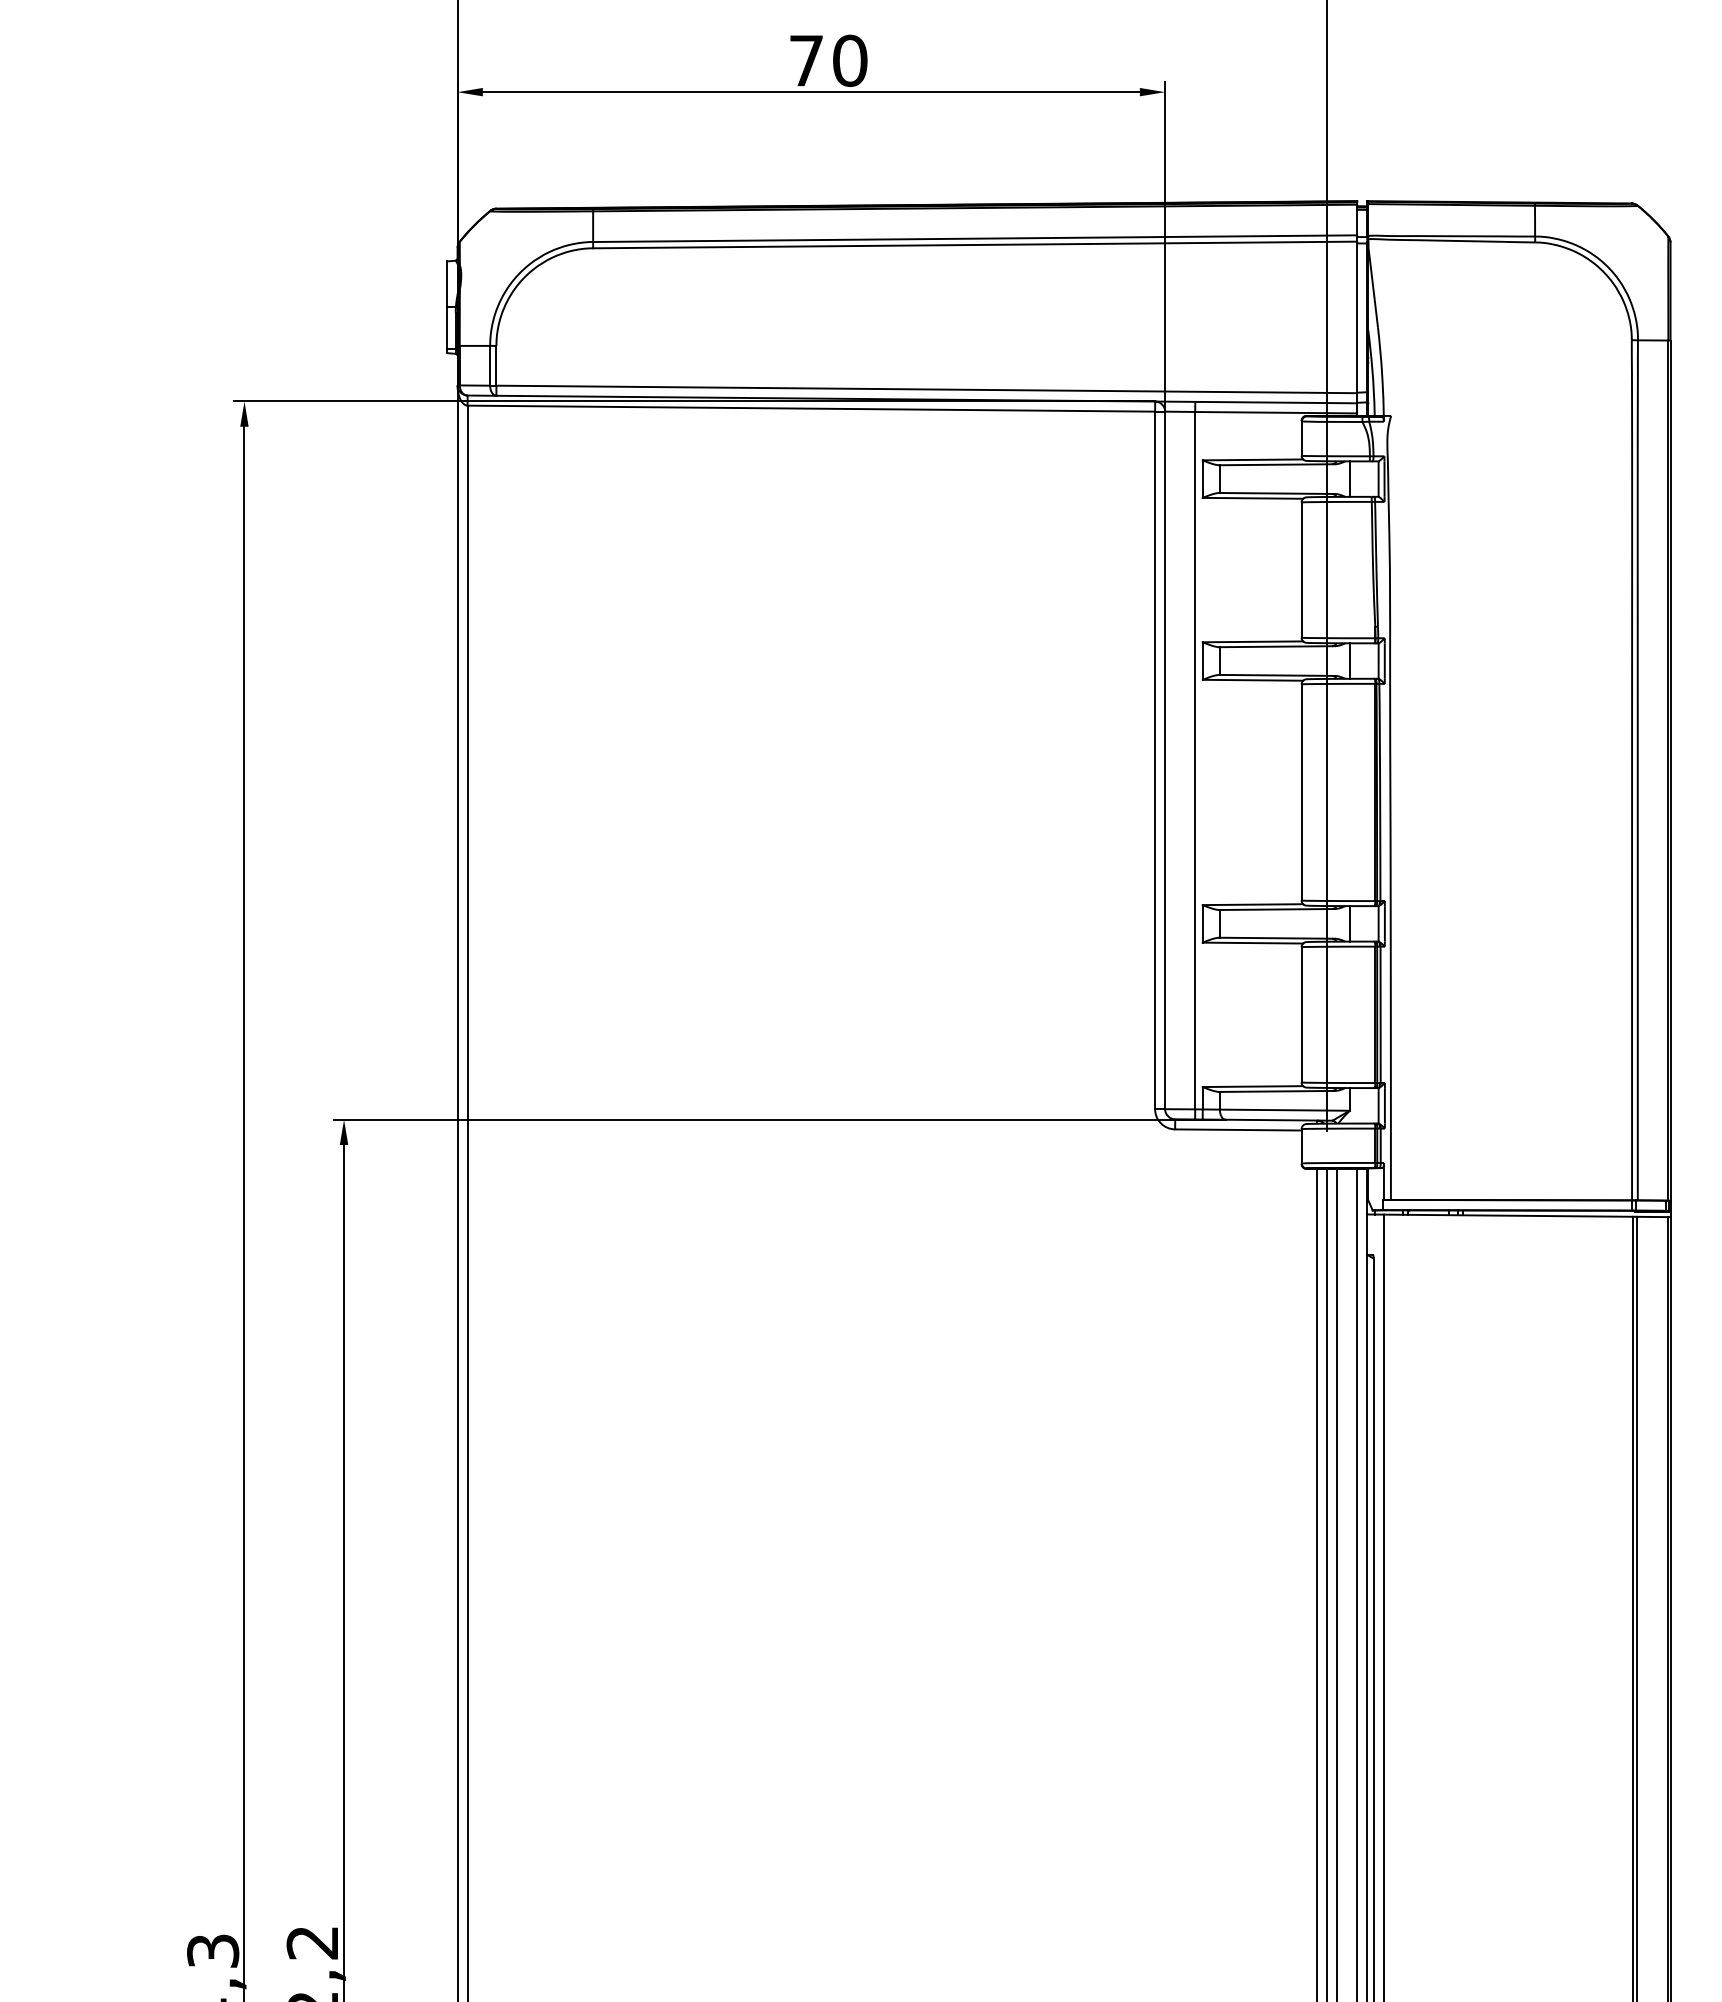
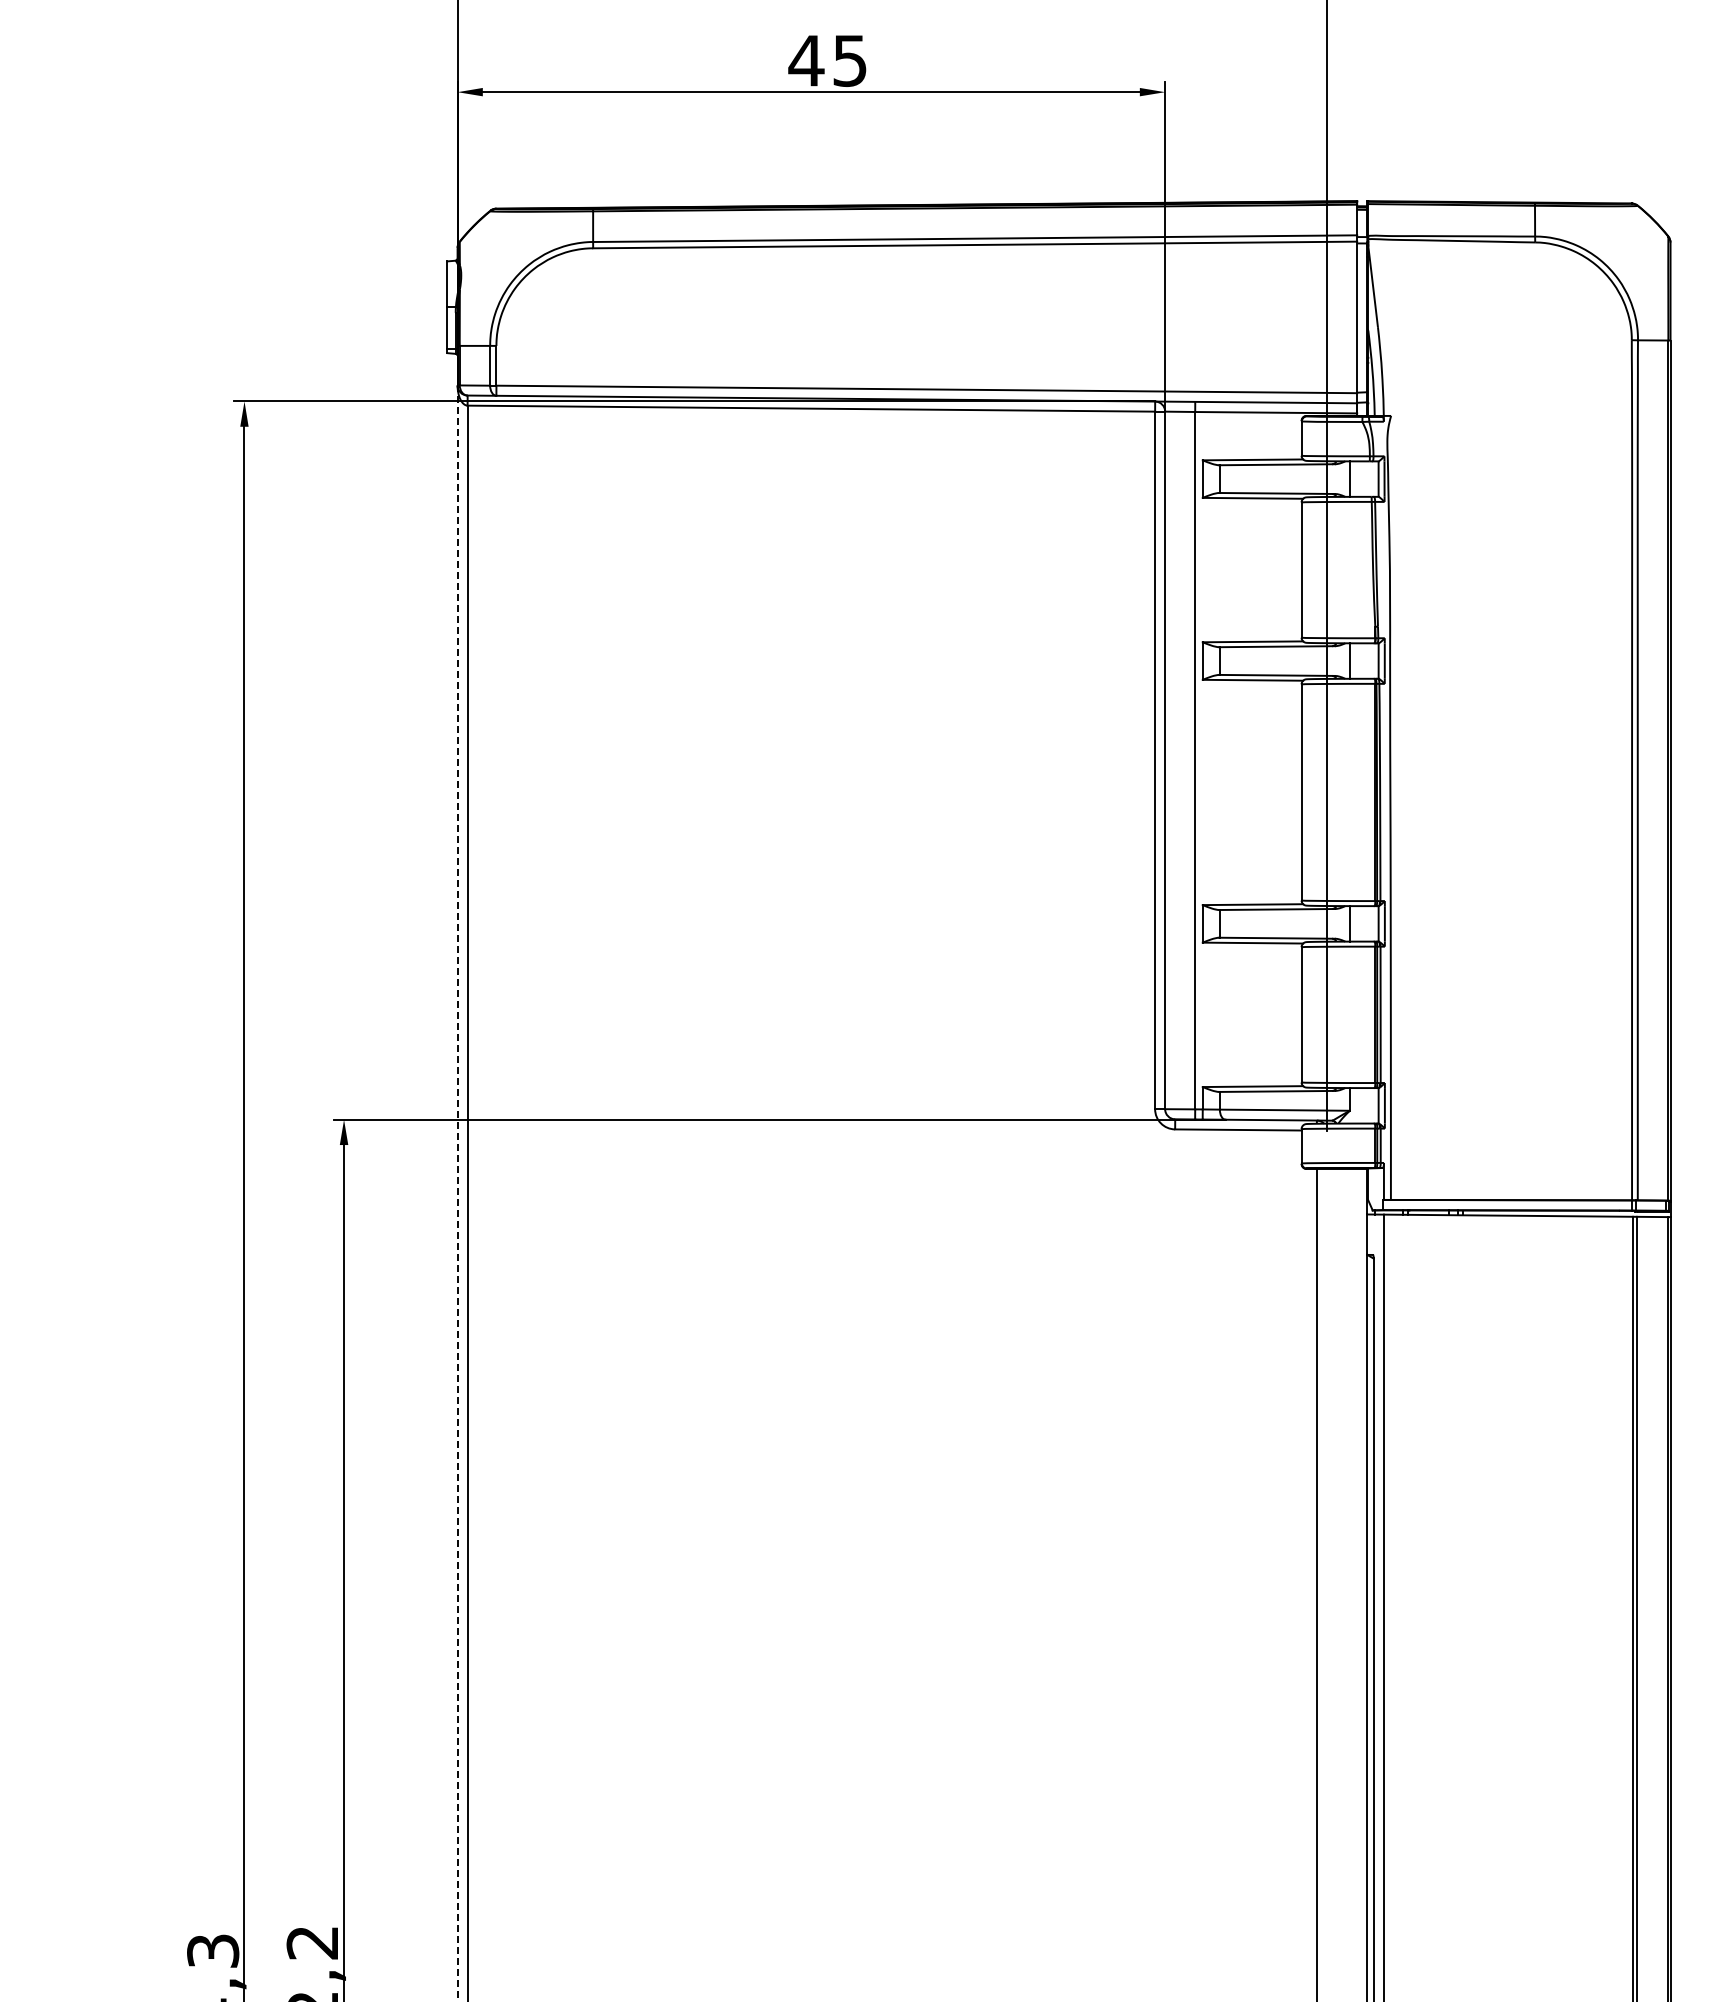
text: 70 -> 45 (827, 60)
line: solid -> dashed (457, 1193)
line: present -> none (1326, 1583)
line: present -> none (1336, 1583)
line: present -> none (1357, 1583)
